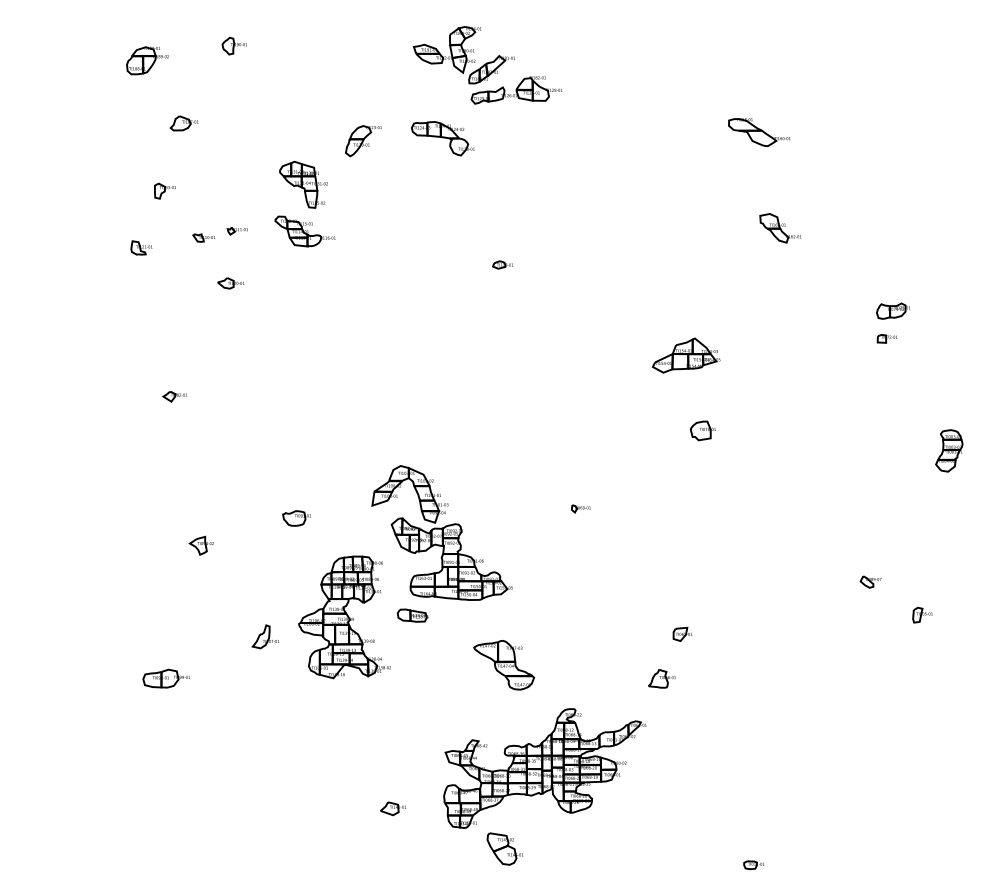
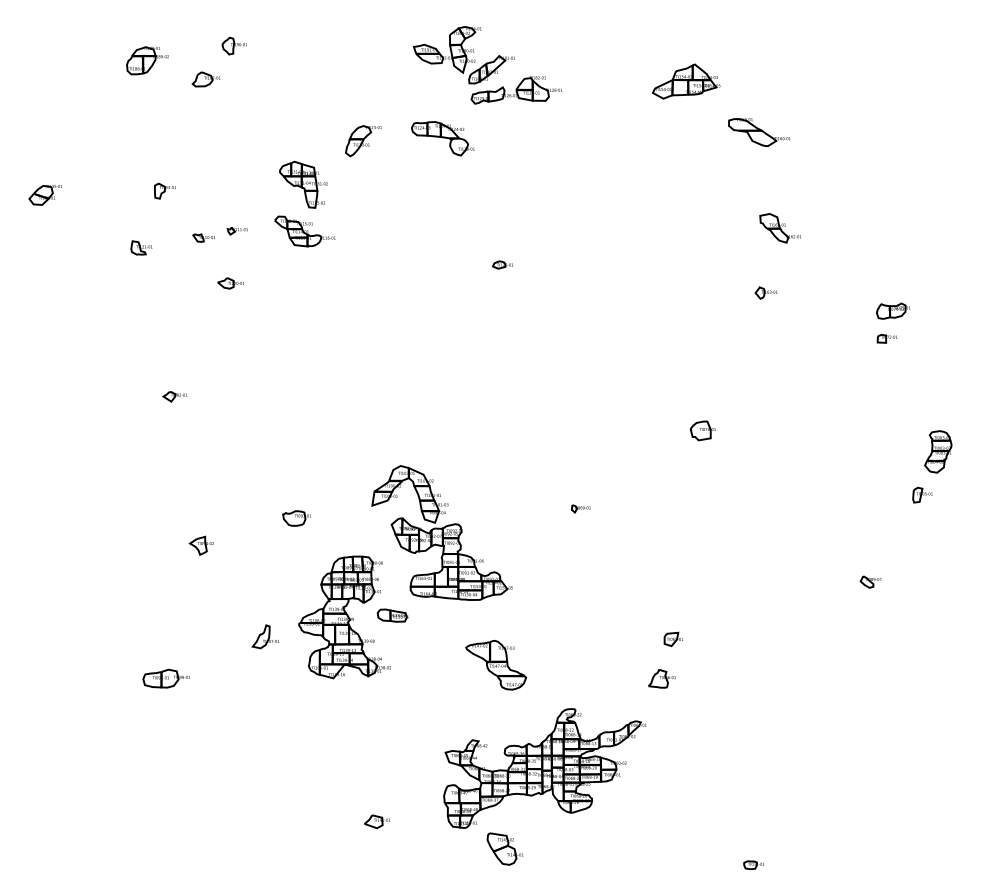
part position: (183, 123) -> (205, 79) (205, 79)
part: none -> present (45, 195)
part: none -> present (765, 292)
part position: (686, 355) -> (686, 81) (686, 81)
part position: (949, 450) -> (938, 451) (938, 451)
part position: (922, 614) -> (922, 494) (922, 494)
part position: (412, 615) -> (392, 615) (392, 615)
part position: (681, 633) -> (672, 638) (672, 638)
part position: (504, 665) -> (496, 665) (496, 665)
part position: (393, 808) -> (377, 821) (377, 821)
